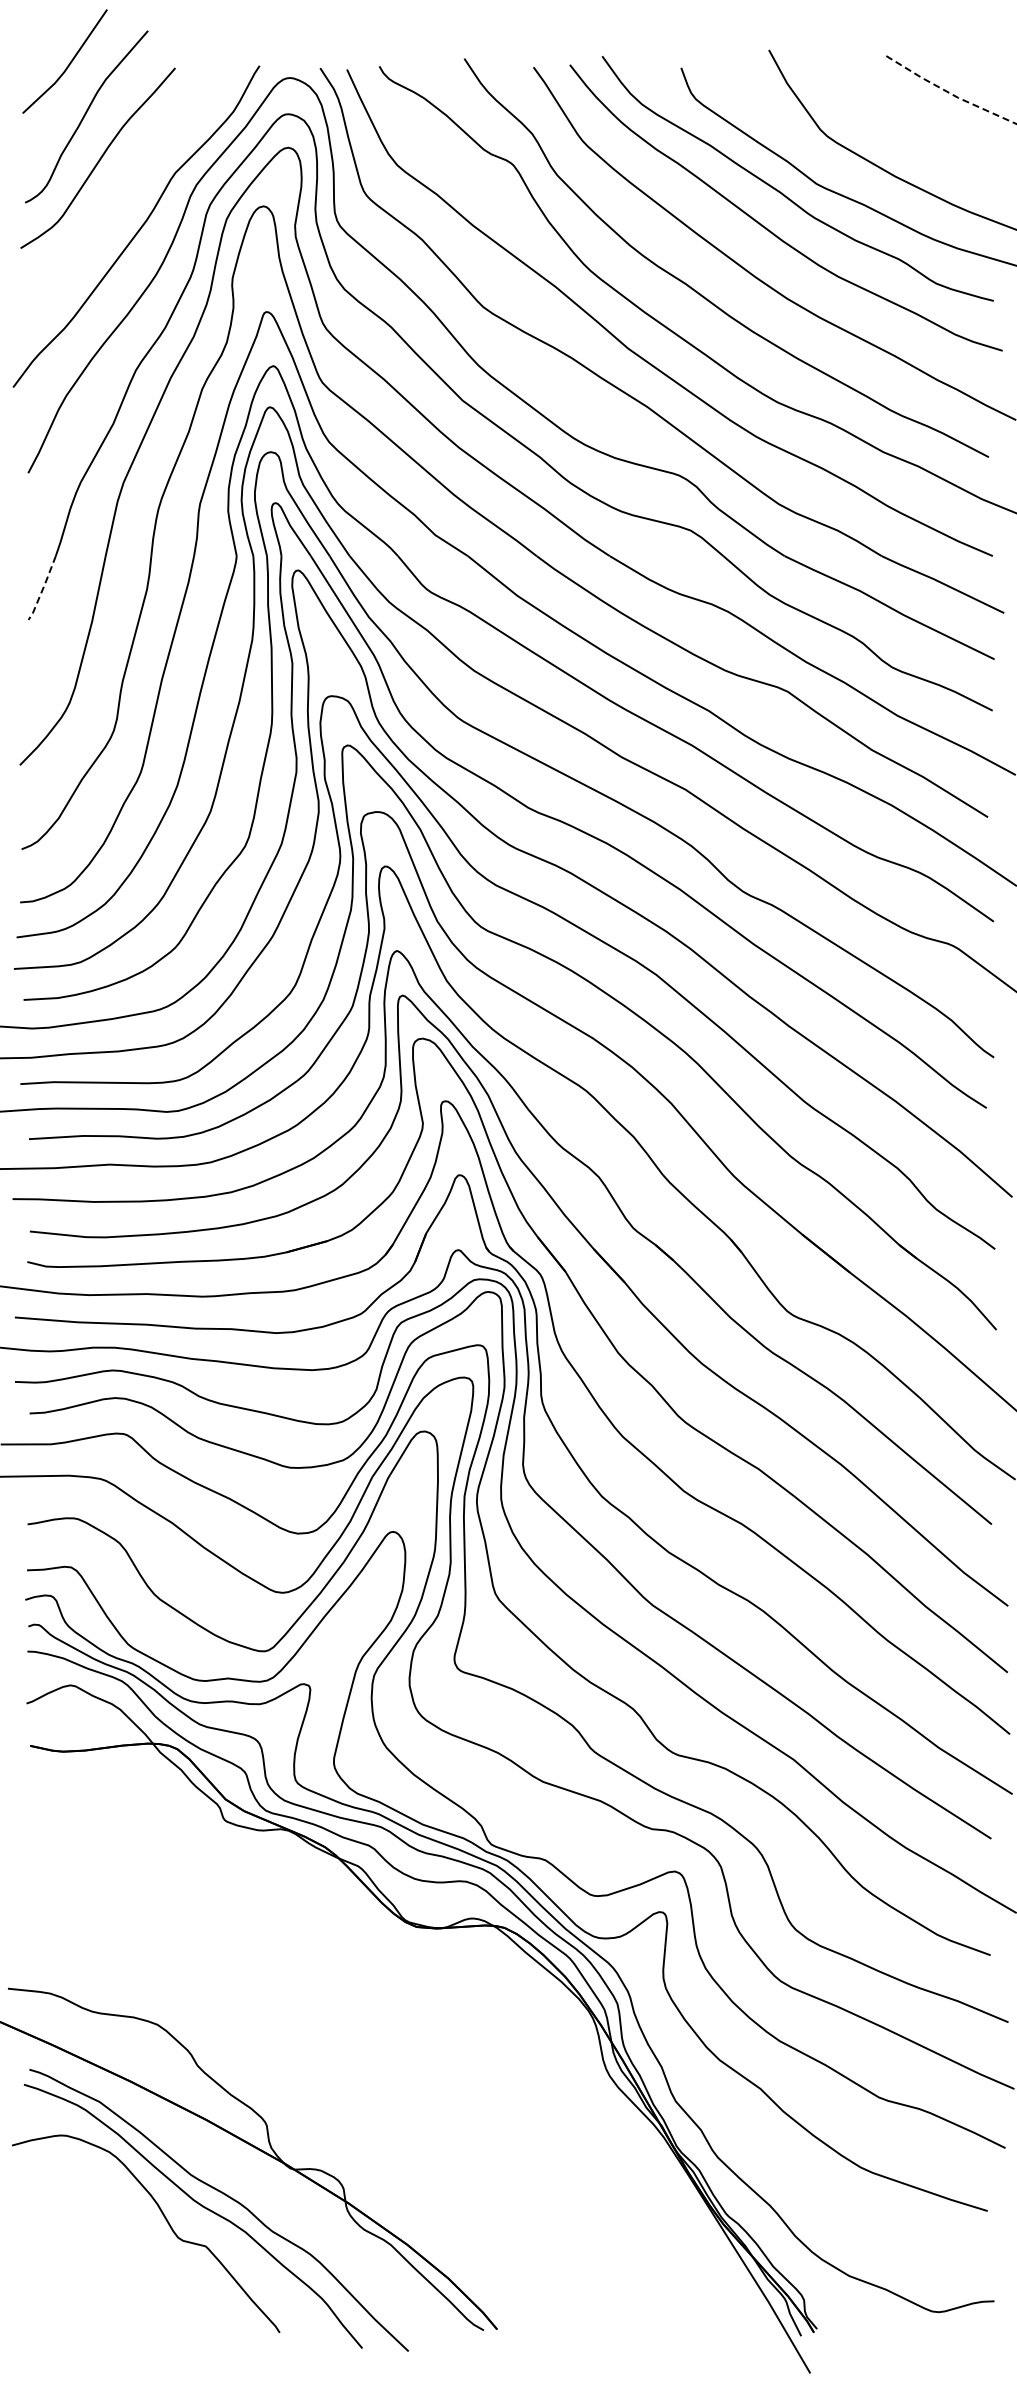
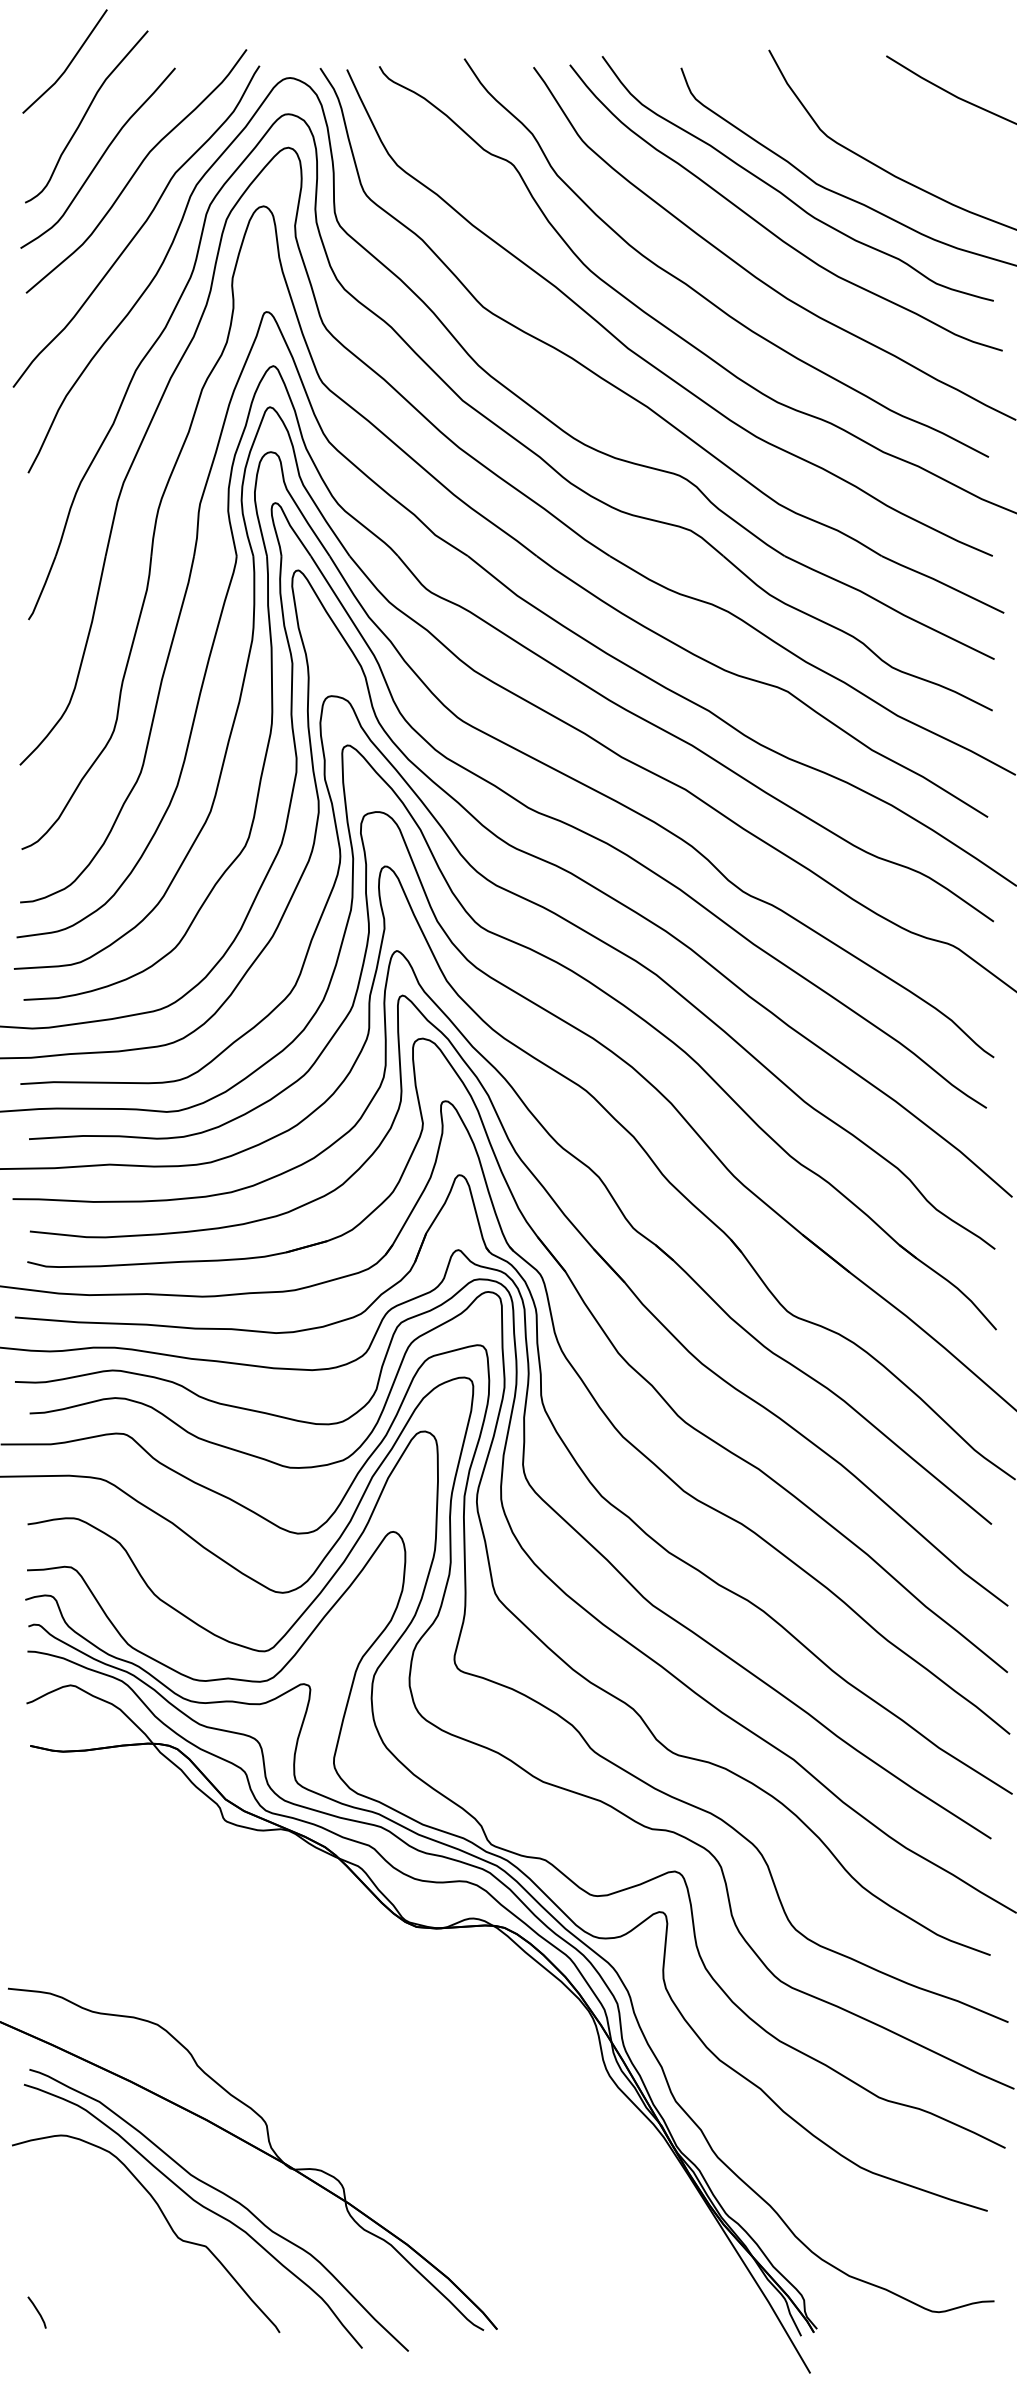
line: dashed -> solid (948, 92)
curve: none -> present (136, 171)
line: dashed -> solid (43, 588)
line: none -> present (36, 2311)
